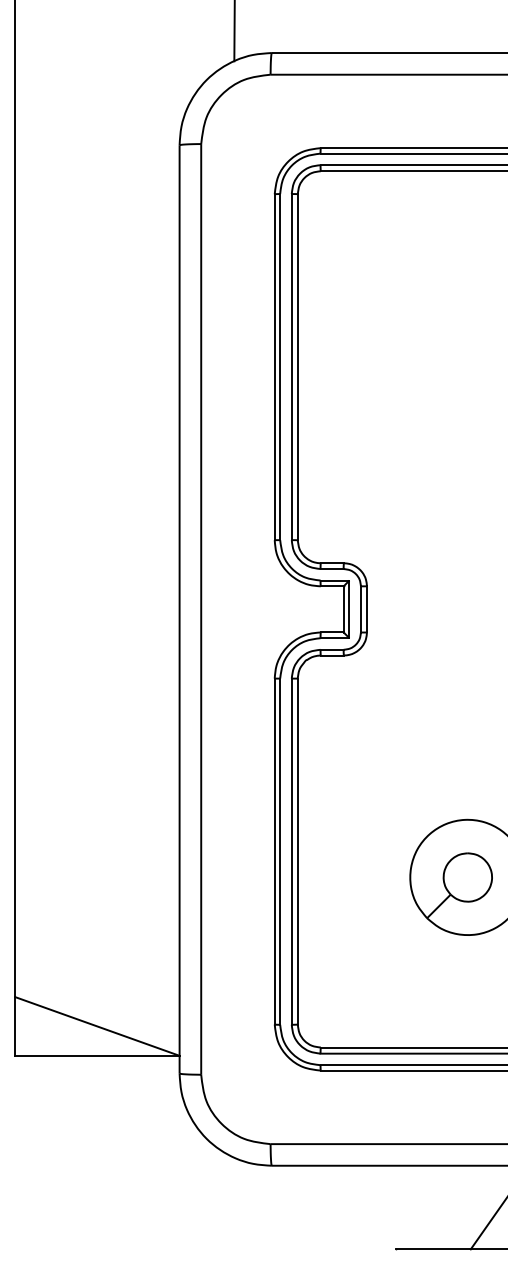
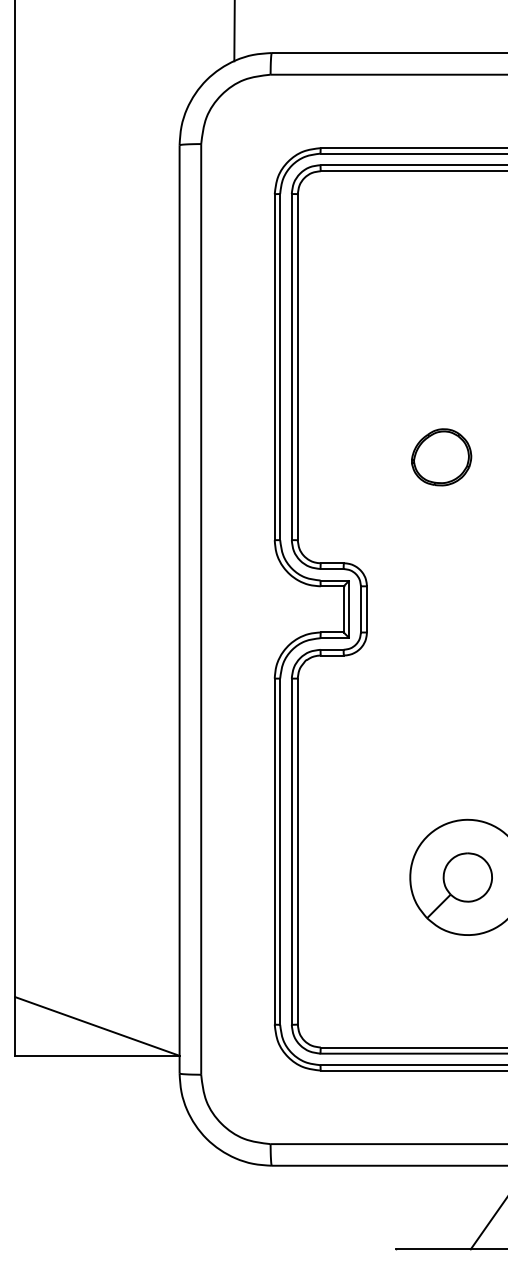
part: none -> present (441, 457)
